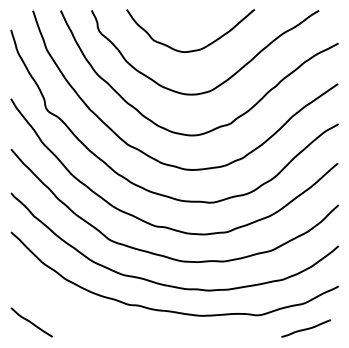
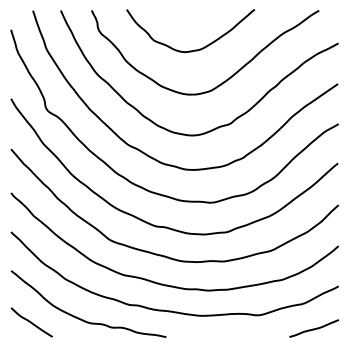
curve: none -> present (81, 318)
curve position: (306, 328) -> (314, 328) (314, 328)
